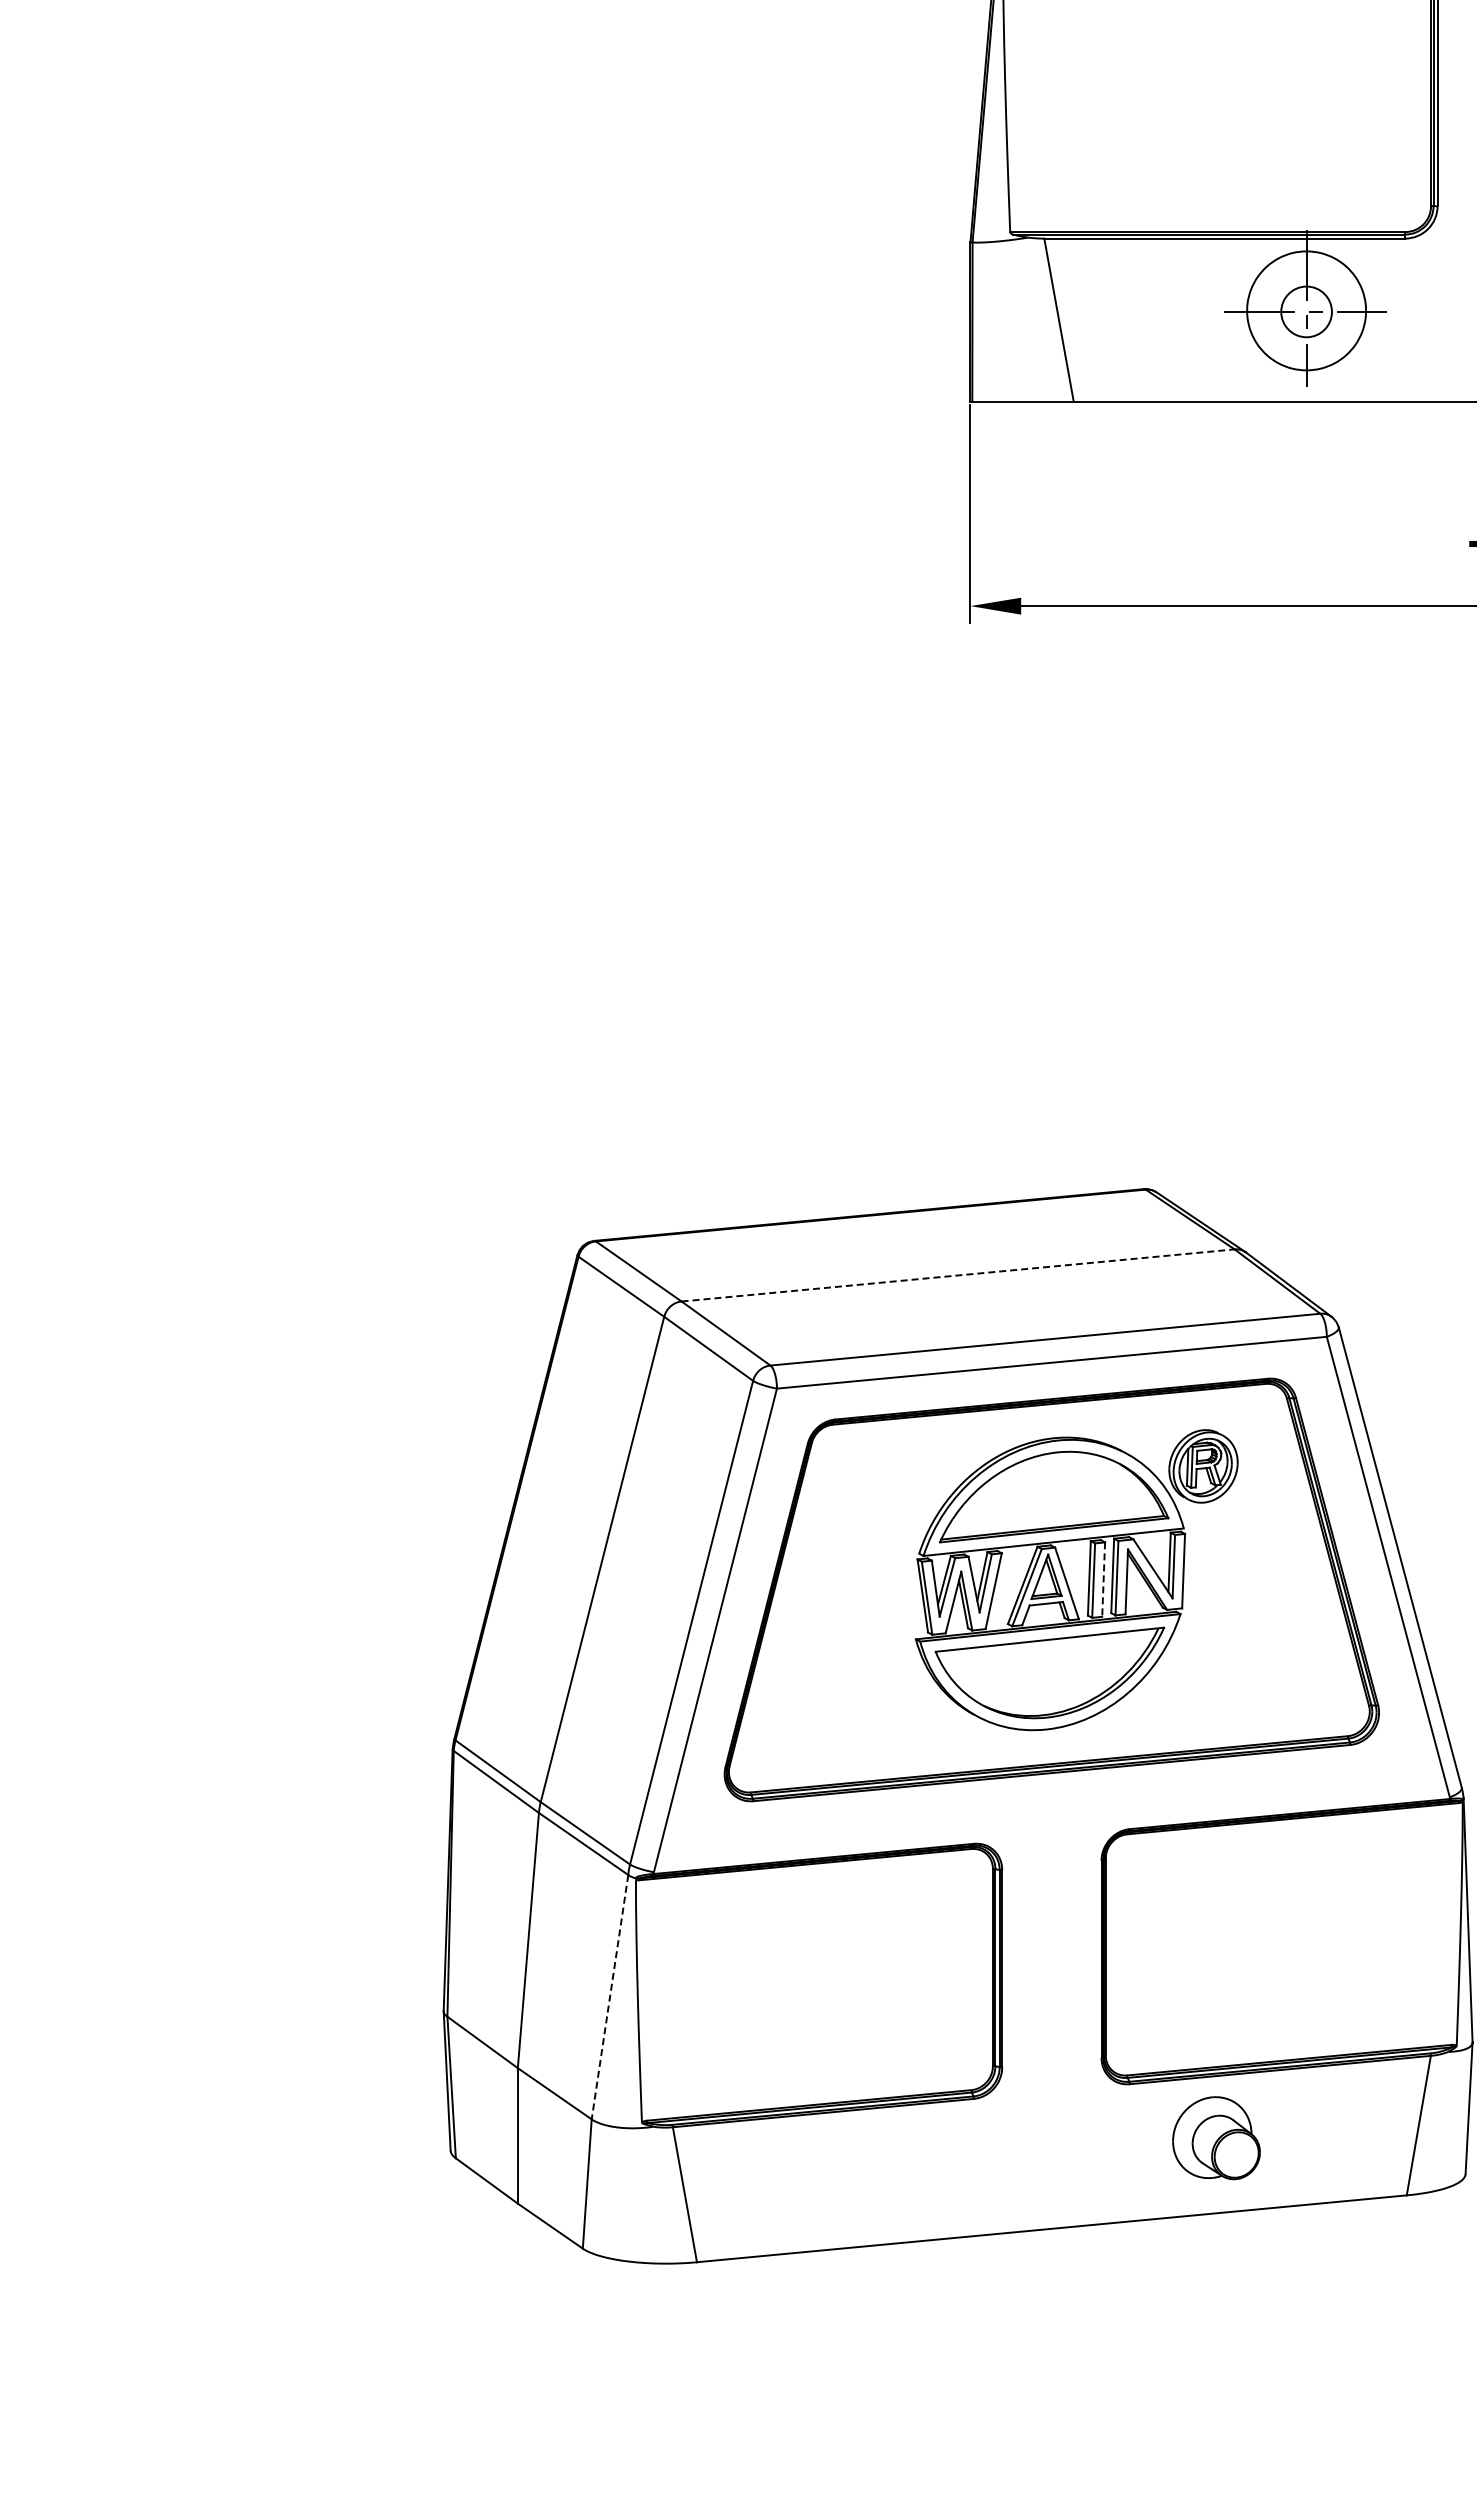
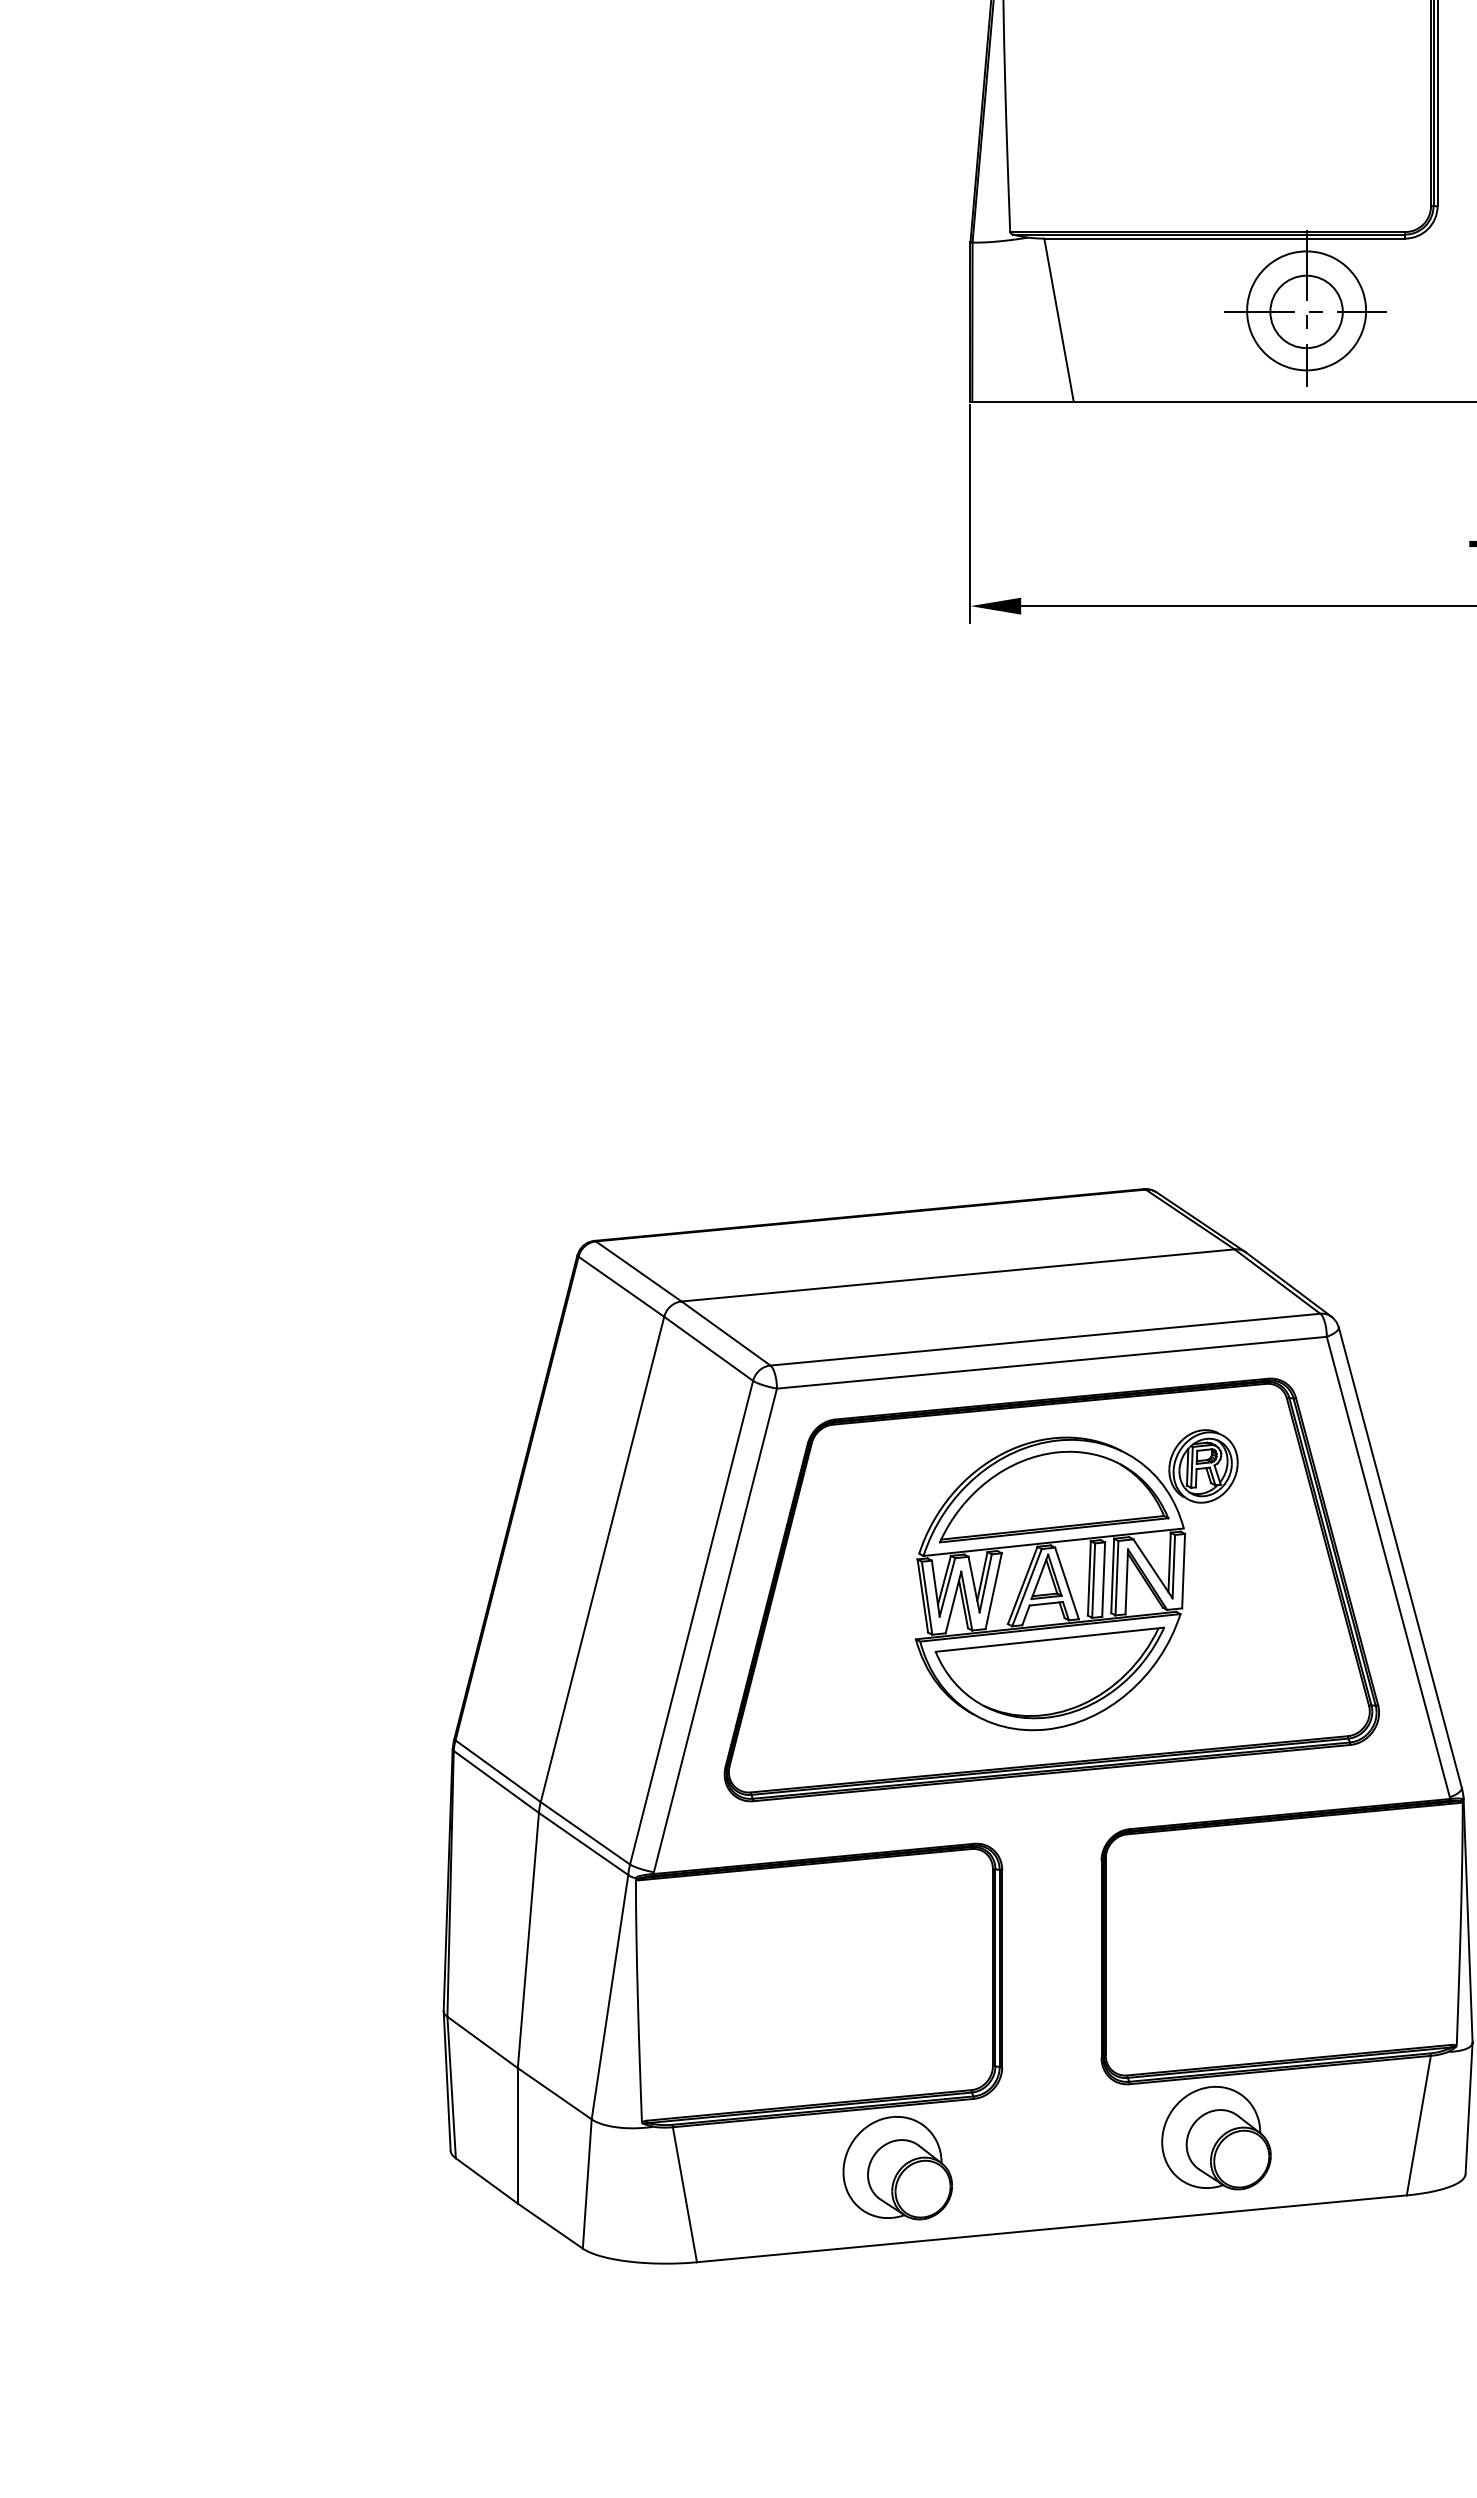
circle diameter: 51 px -> 72 px (1306, 311)
line: dashed -> solid (958, 1275)
line: dashed -> solid (1103, 1580)
line: dashed -> solid (610, 1997)
part size: 89x85 px -> 111x105 px (1216, 2138)
part: none -> present (897, 2168)
